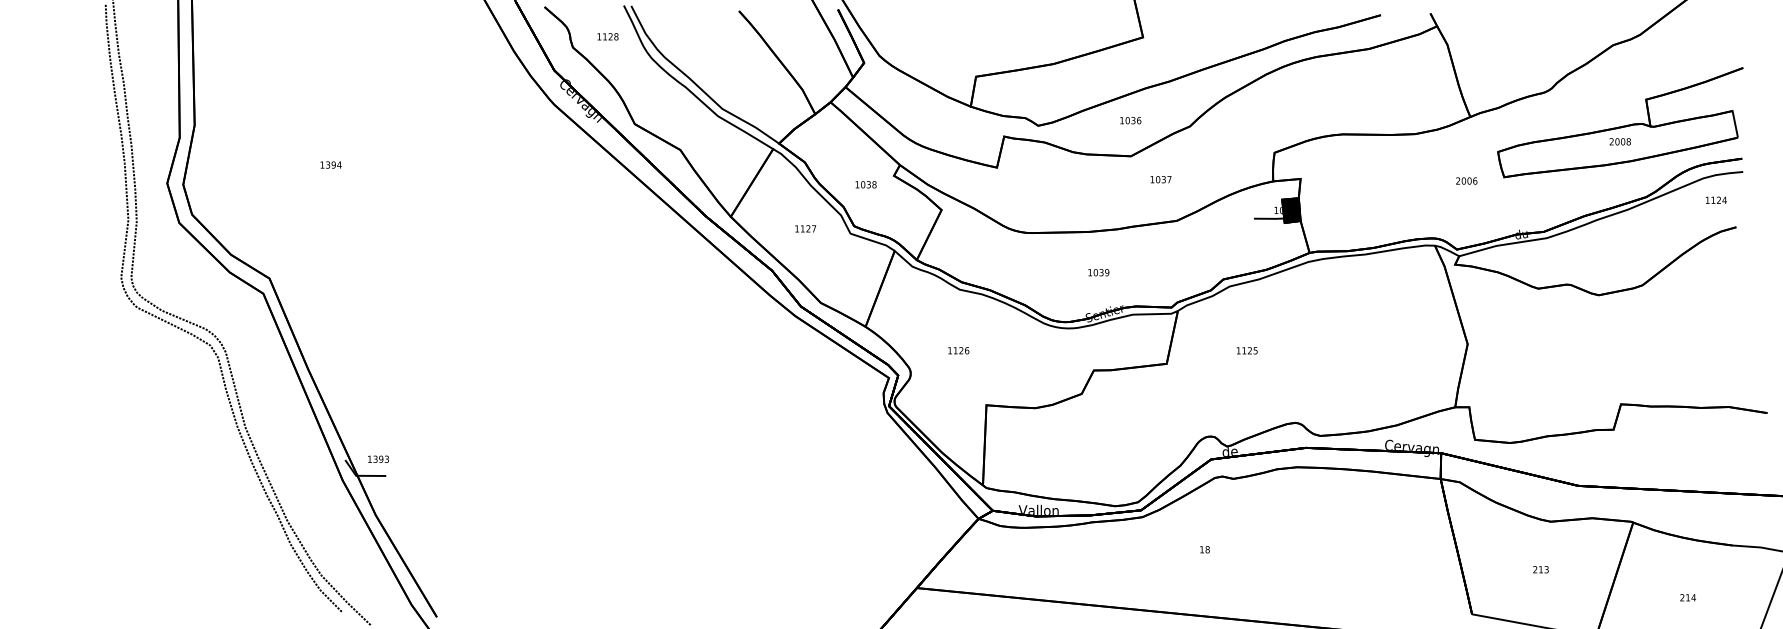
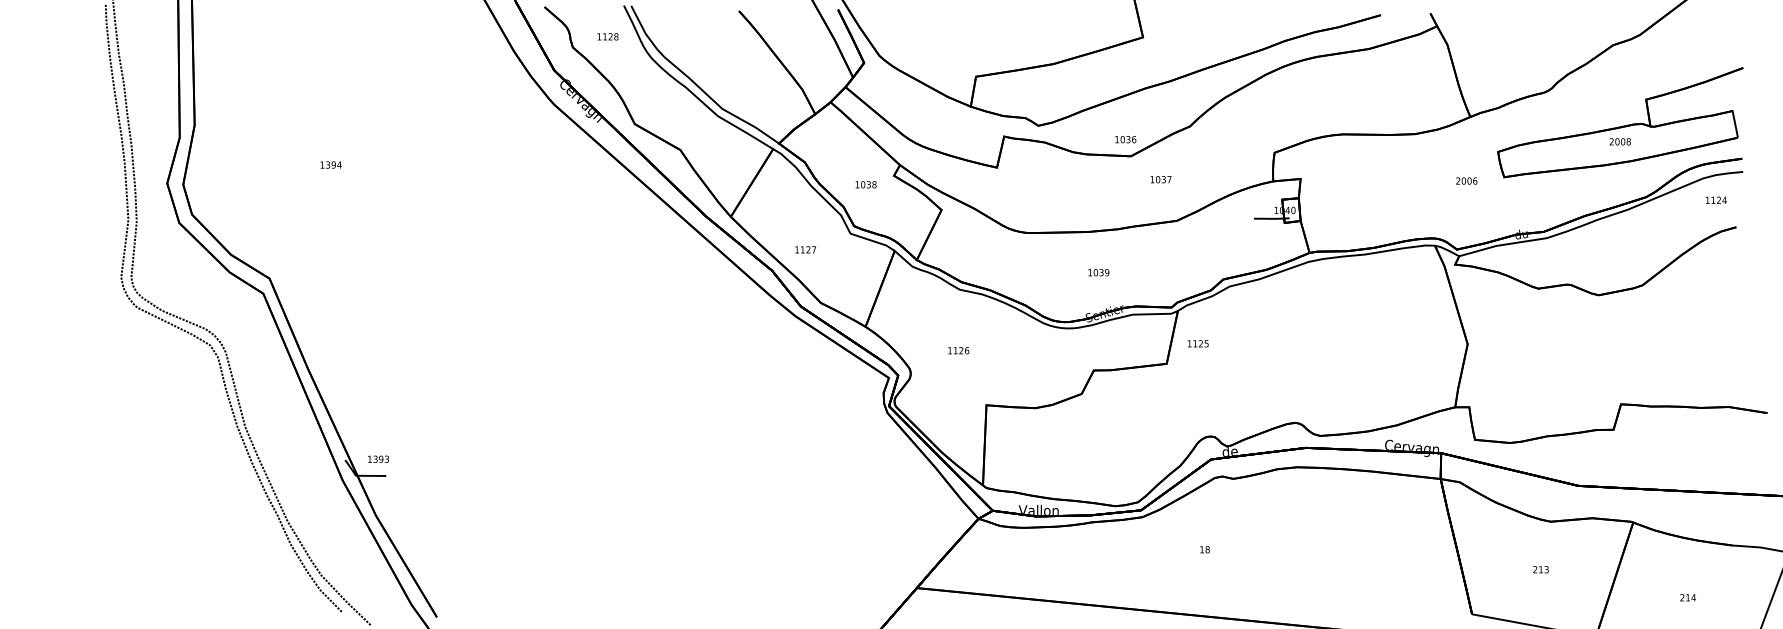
text position: (1130, 120) -> (1125, 139) (1125, 139)
fill: present -> none (1291, 210)
text position: (805, 228) -> (805, 249) (805, 249)
text position: (1247, 350) -> (1198, 343) (1198, 343)
